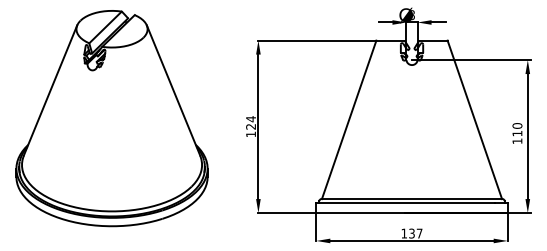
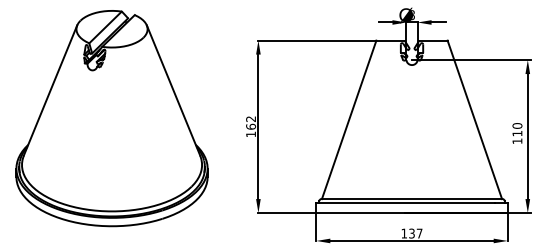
text: 124 -> 162 (251, 122)
